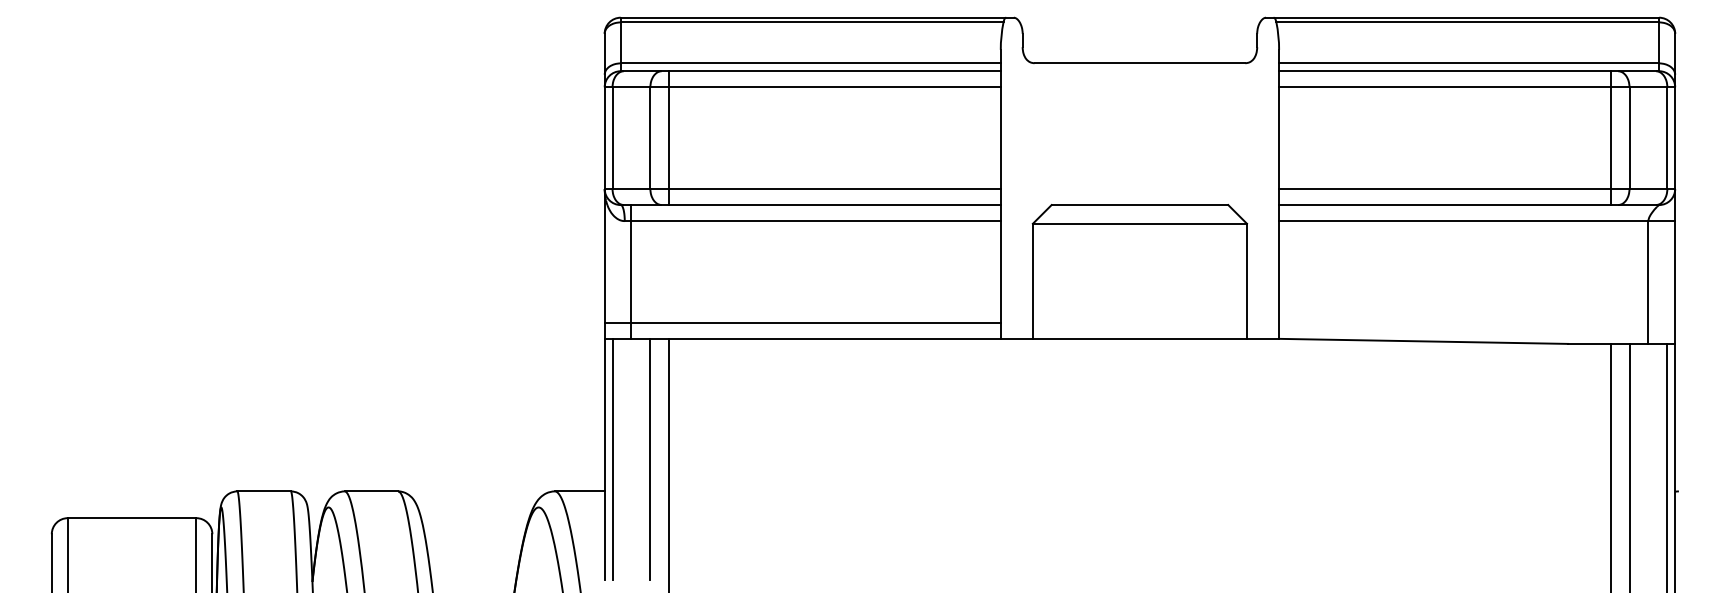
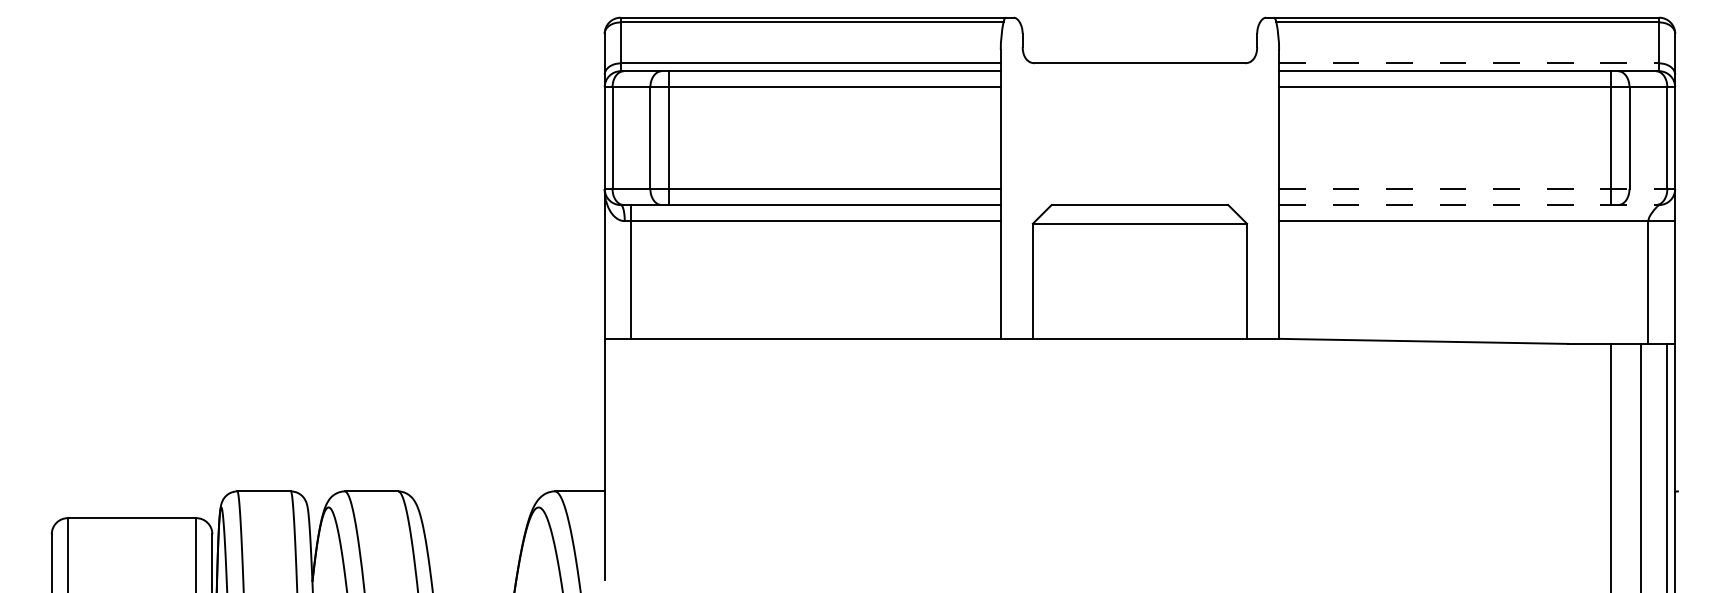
line: solid -> dashed (1469, 63)
line: solid -> dashed (1477, 188)
line: solid -> dashed (1469, 205)
line: present -> none (802, 322)
line: present -> none (612, 458)
line: present -> none (650, 458)
line: present -> none (669, 463)
line position: (1629, 466) -> (1640, 466) (1640, 466)
